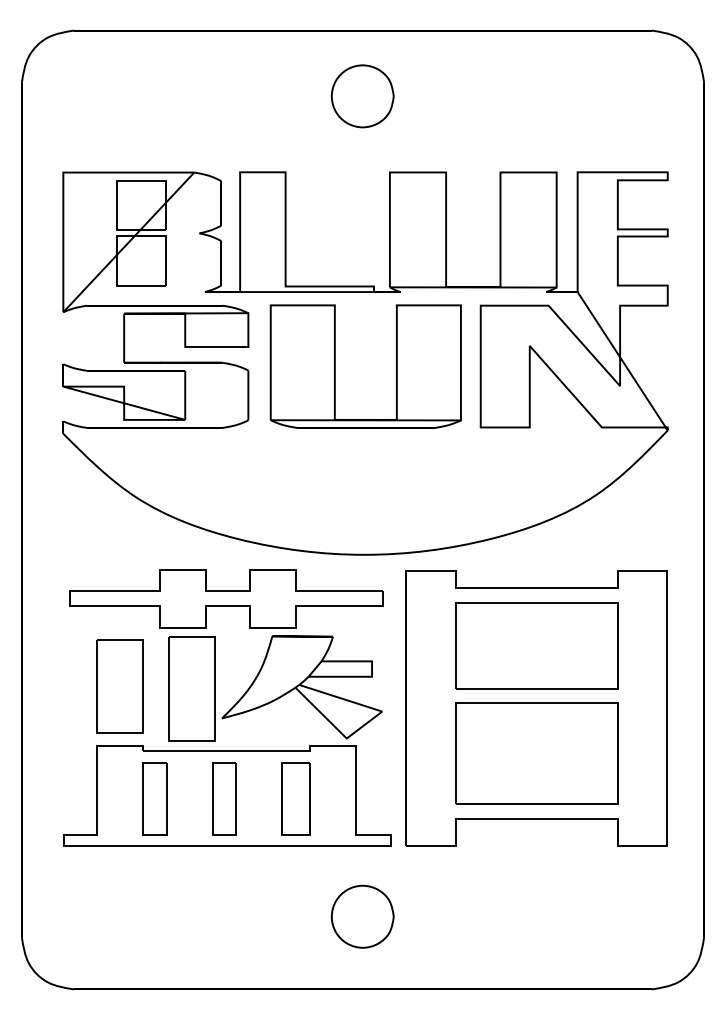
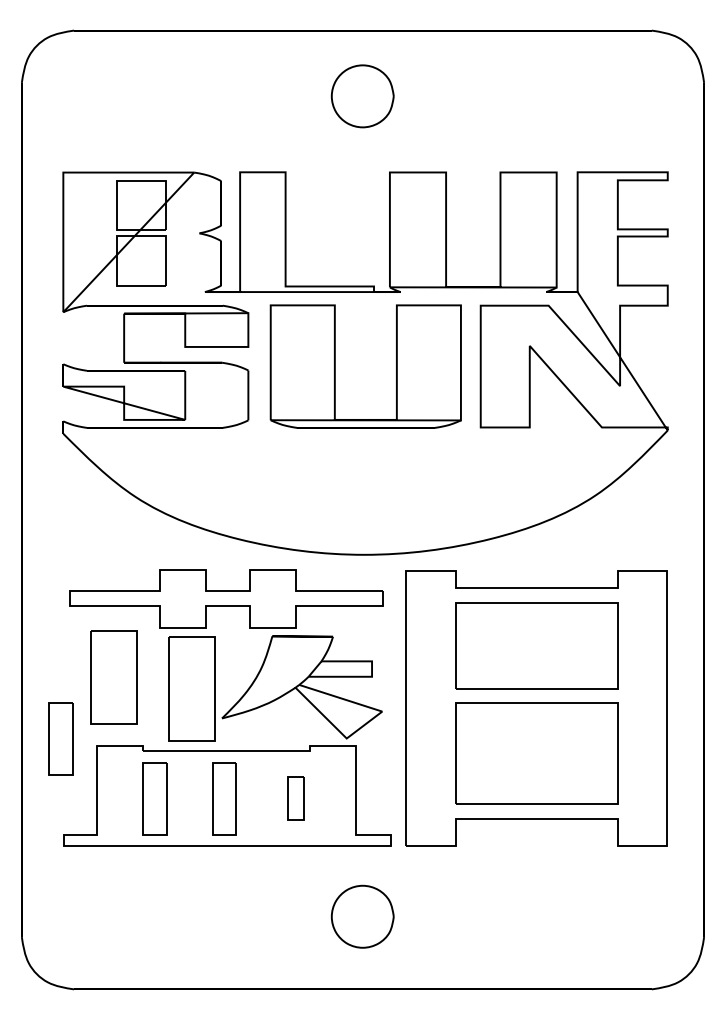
part position: (119, 686) -> (113, 677) (113, 677)
part: none -> present (60, 738)
part size: 30x74 px -> 18x45 px (295, 798)
